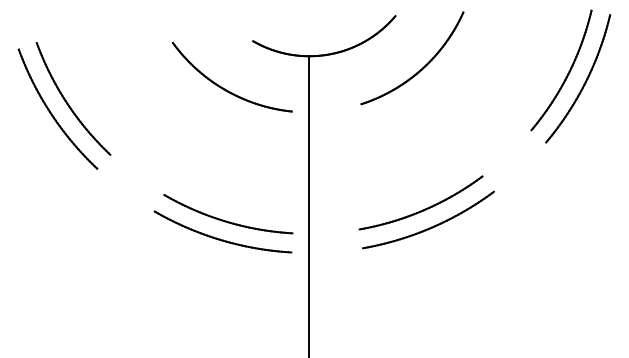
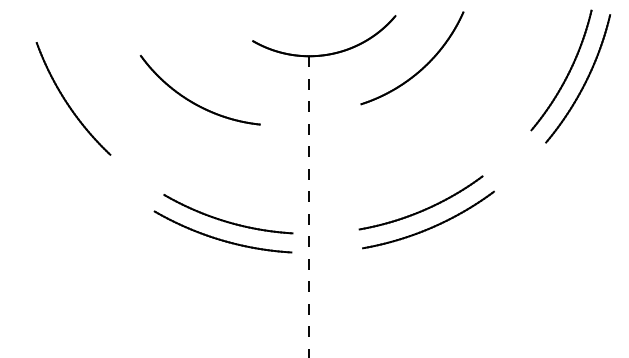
part position: (225, 88) -> (193, 101) (193, 101)
part: present -> none (52, 113)
line: solid -> dashed (309, 207)
